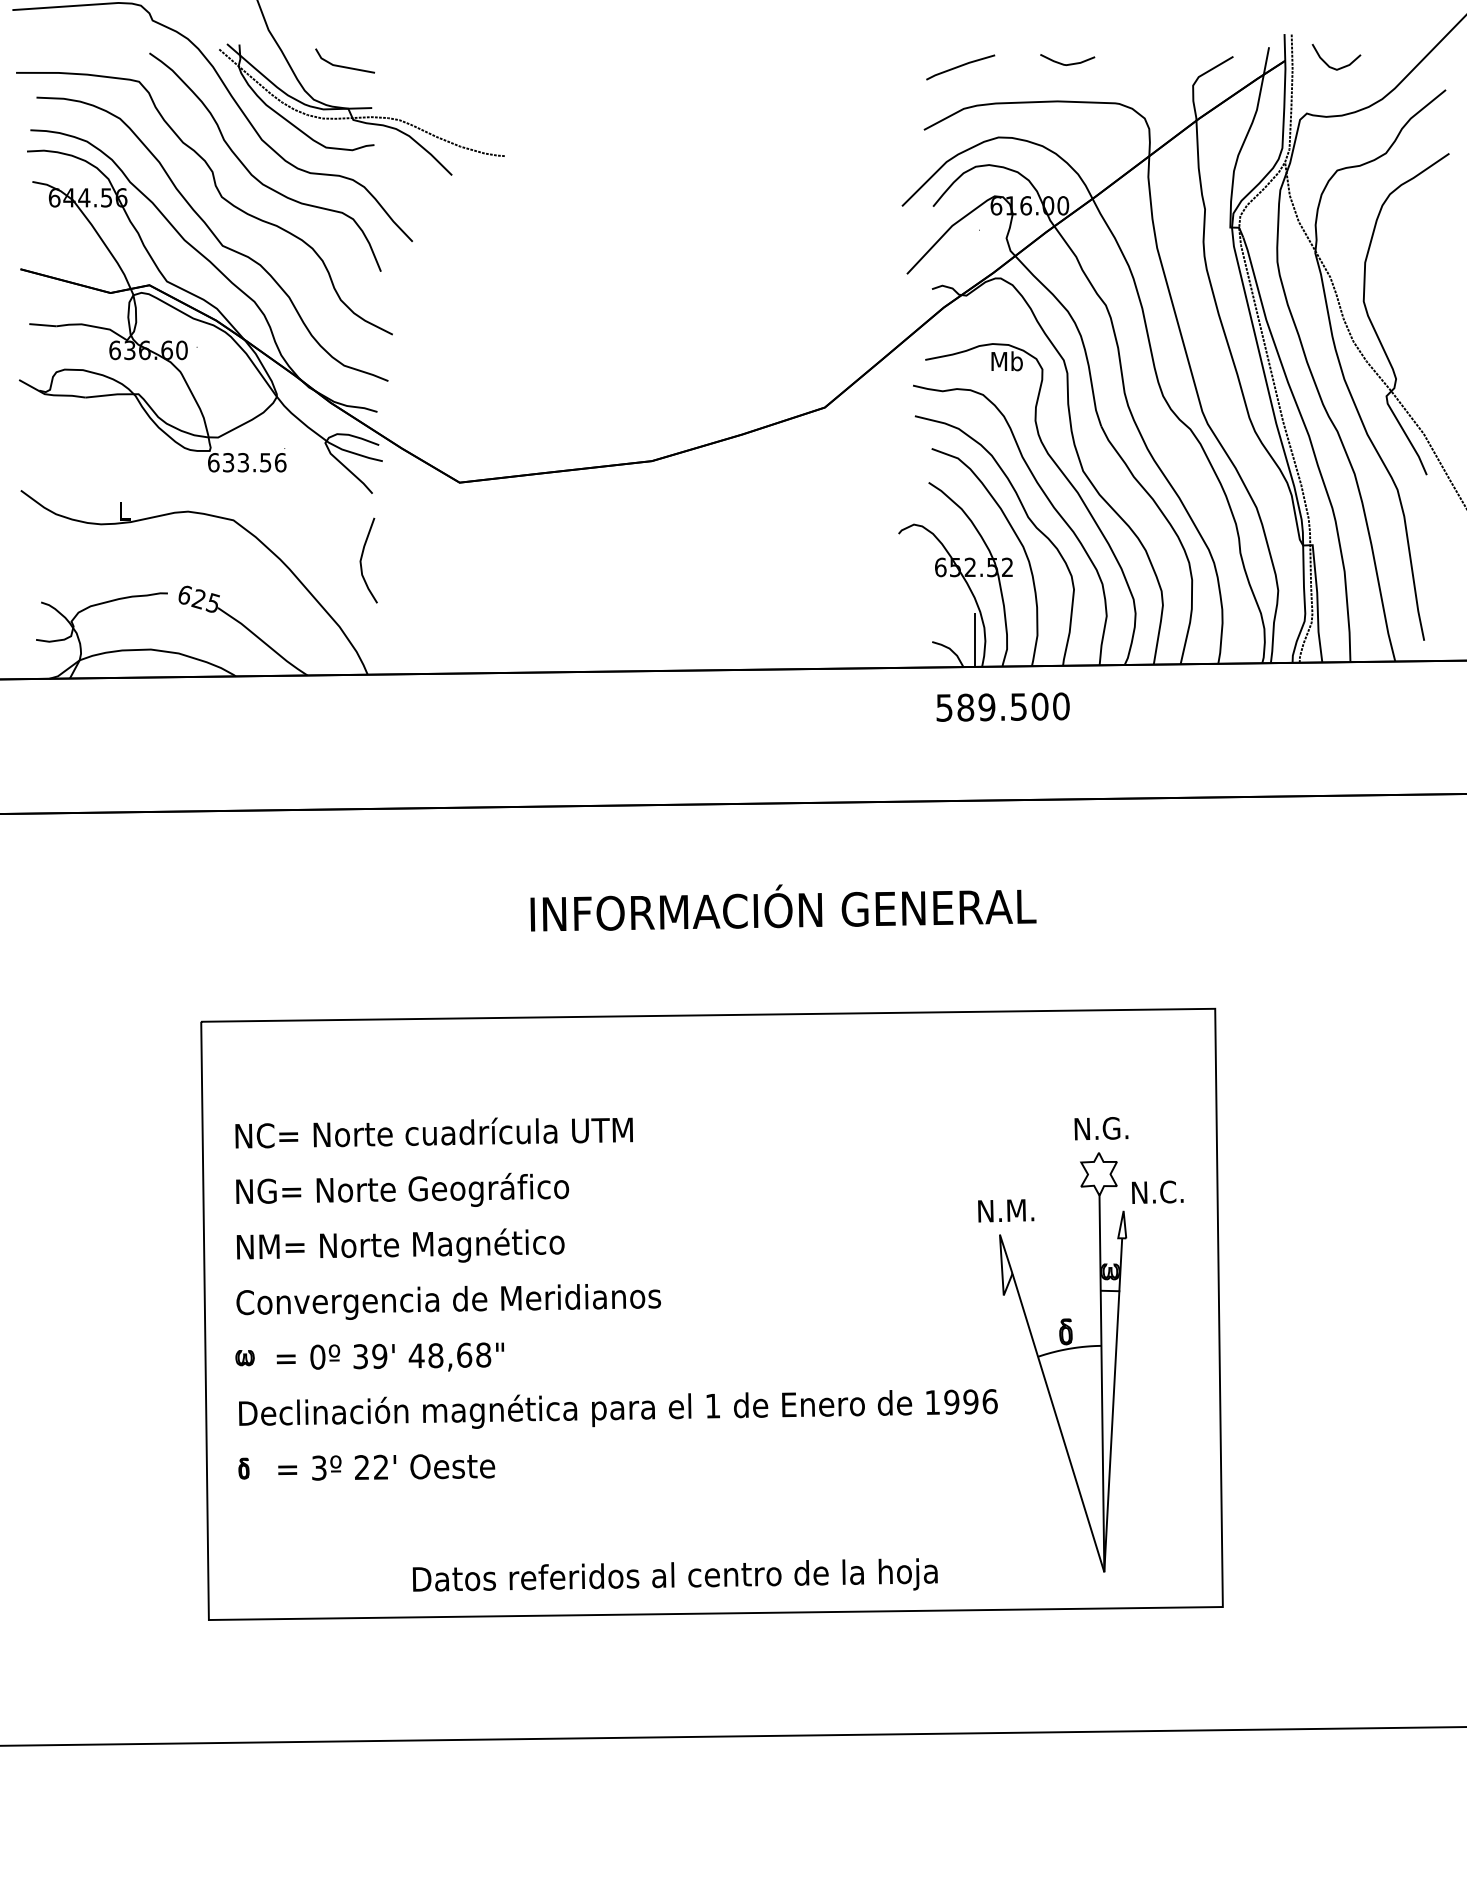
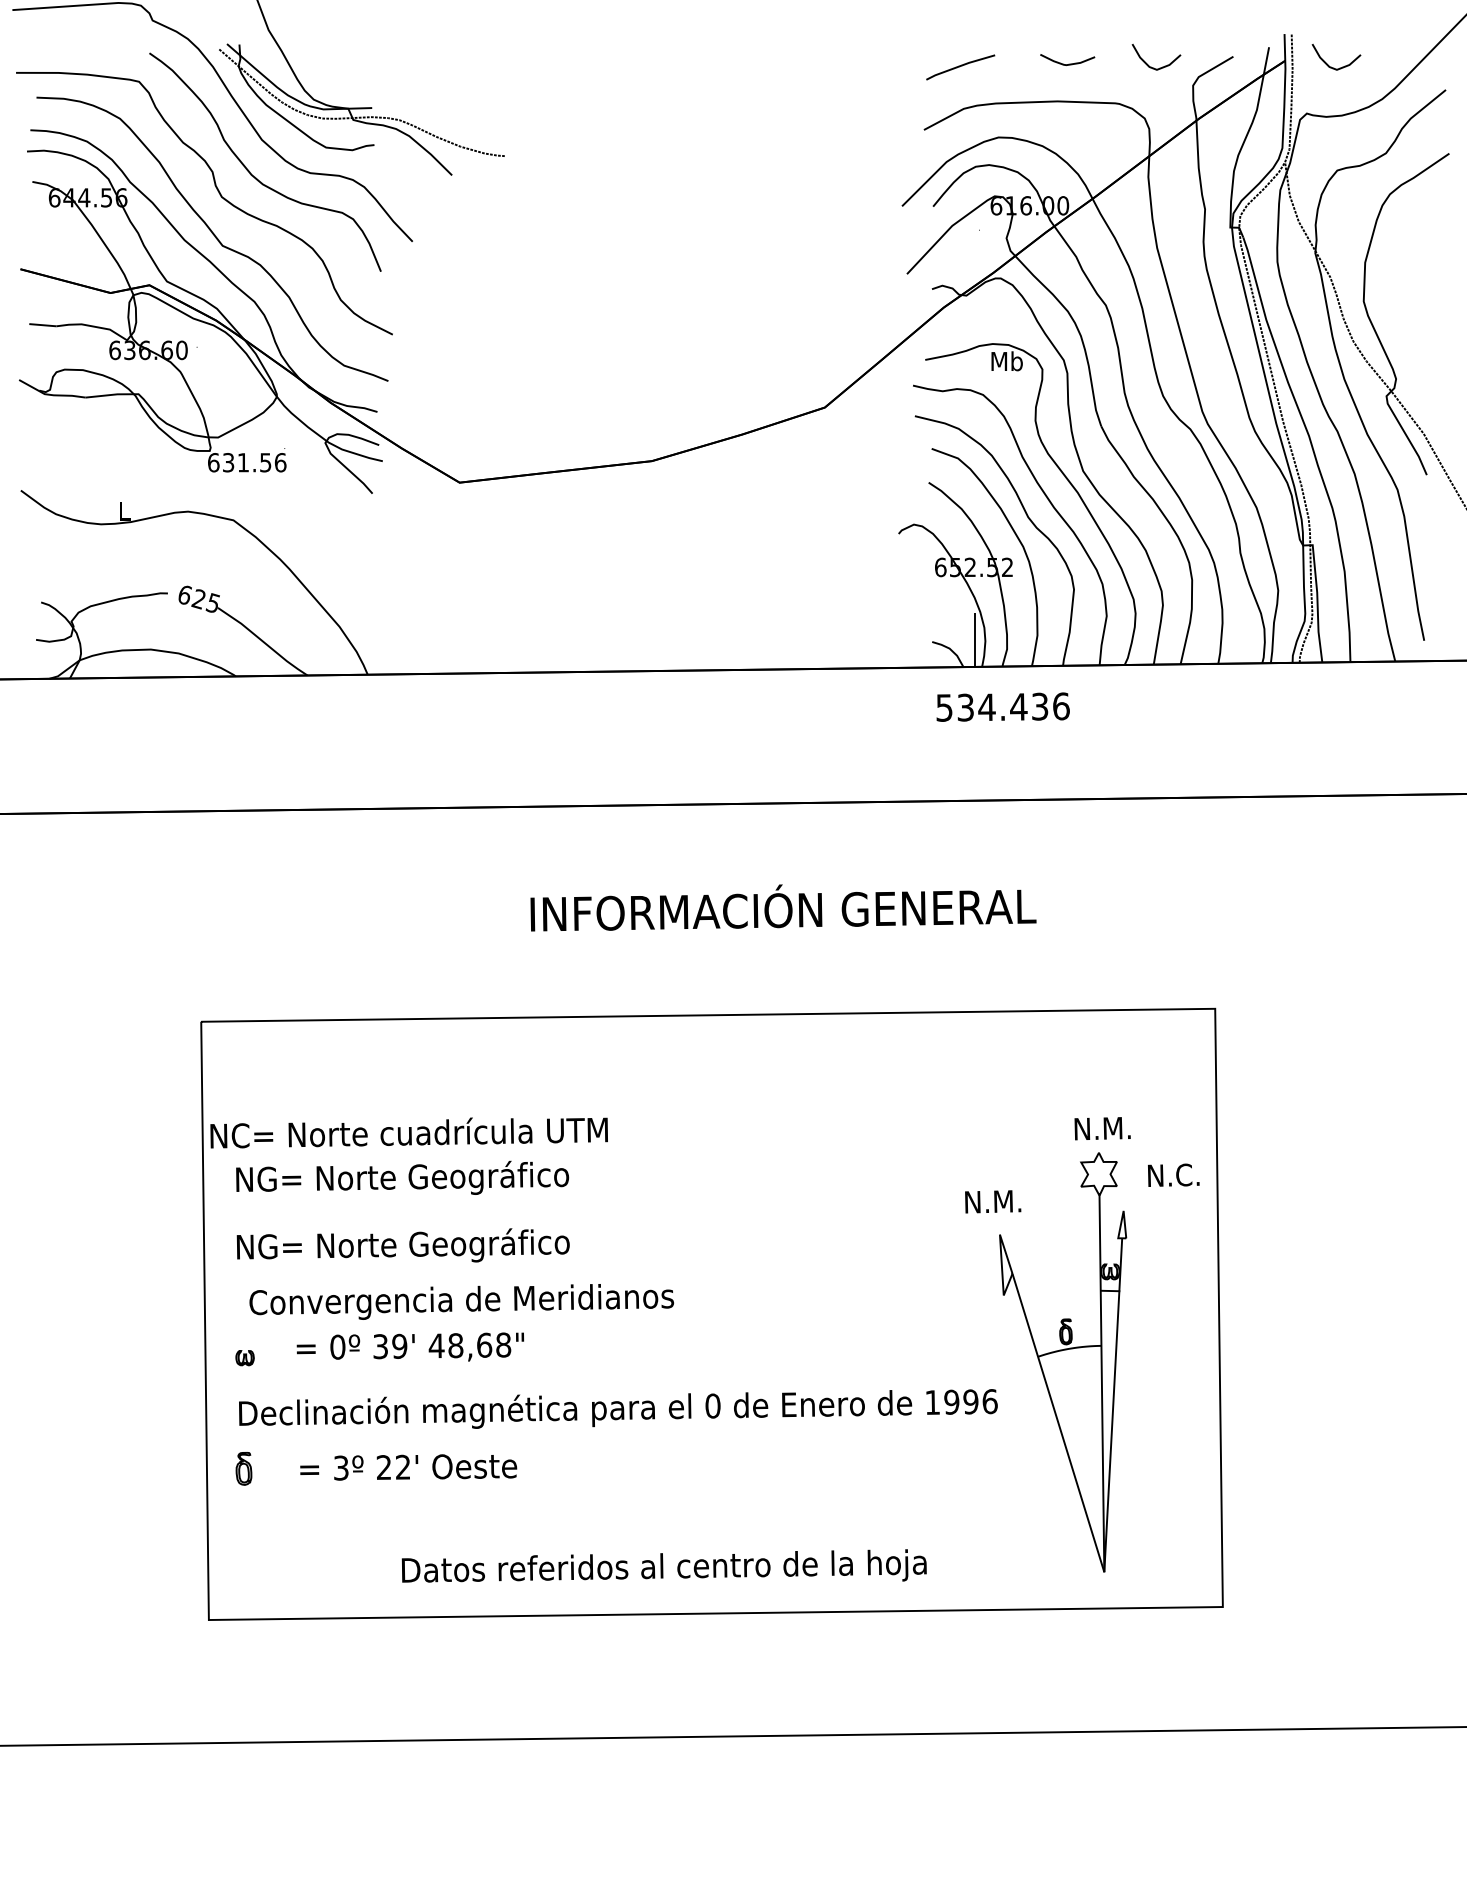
line: present -> none (342, 65)
curve: none -> present (1151, 66)
text: 633.56 -> 631.56 (242, 462)
curve: present -> none (362, 558)
text: 589.500 -> 534.436 (1013, 706)
text: N.G. -> N.M. (1116, 1128)
text position: (433, 1132) -> (408, 1132) (408, 1132)
text position: (402, 1189) -> (402, 1177) (402, 1177)
text position: (1157, 1191) -> (1173, 1174) (1173, 1174)
text position: (1006, 1210) -> (993, 1201) (993, 1201)
text: NM= Norte Magnético -> NG= Norte Geográfico (413, 1245)
text position: (448, 1301) -> (461, 1301) (461, 1301)
text position: (390, 1356) -> (410, 1346) (410, 1346)
text: 1 -> 0 (712, 1405)
text position: (386, 1467) -> (408, 1467) (408, 1467)
part size: 12x23 px -> 18x34 px (243, 1468)
text position: (674, 1574) -> (663, 1565) (663, 1565)
